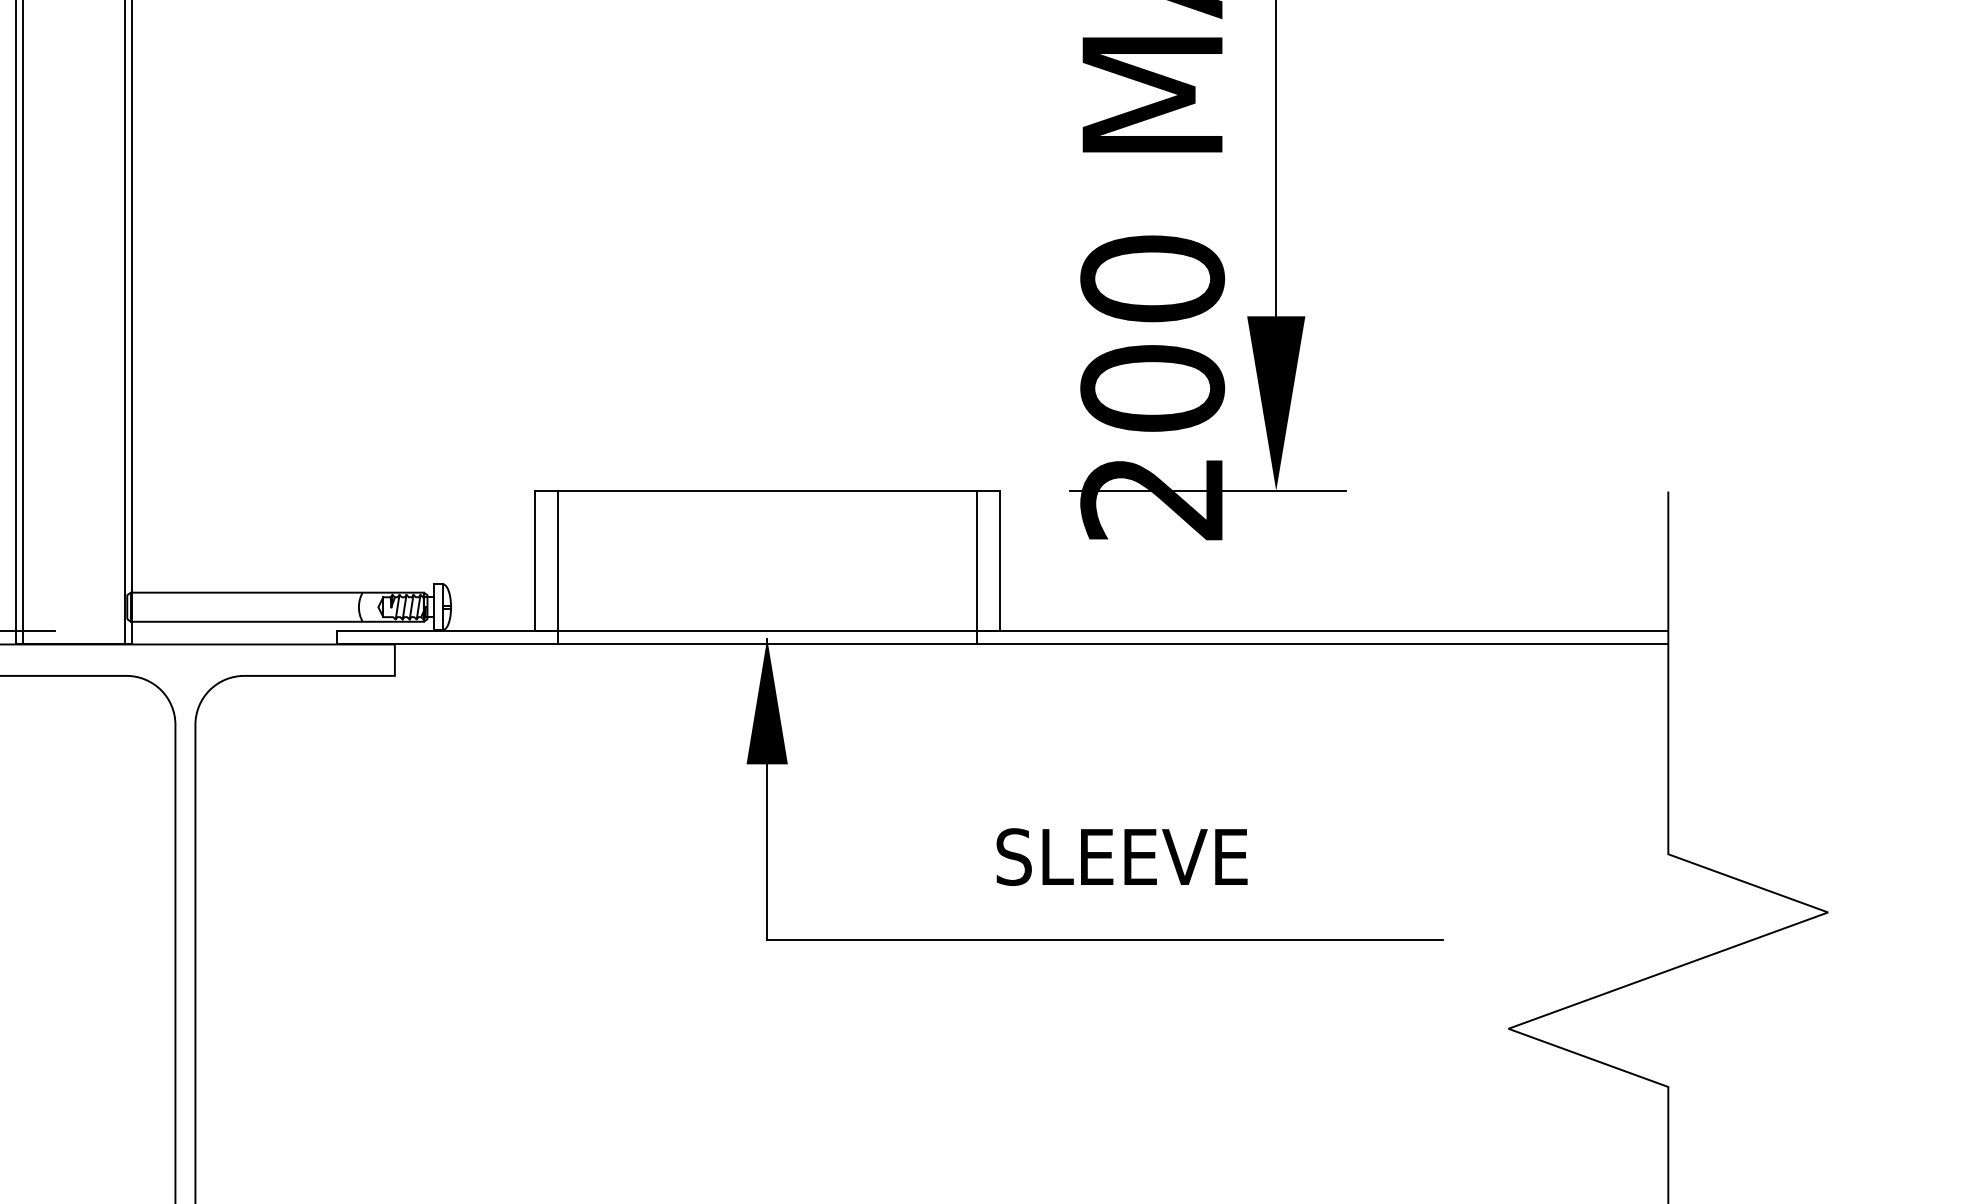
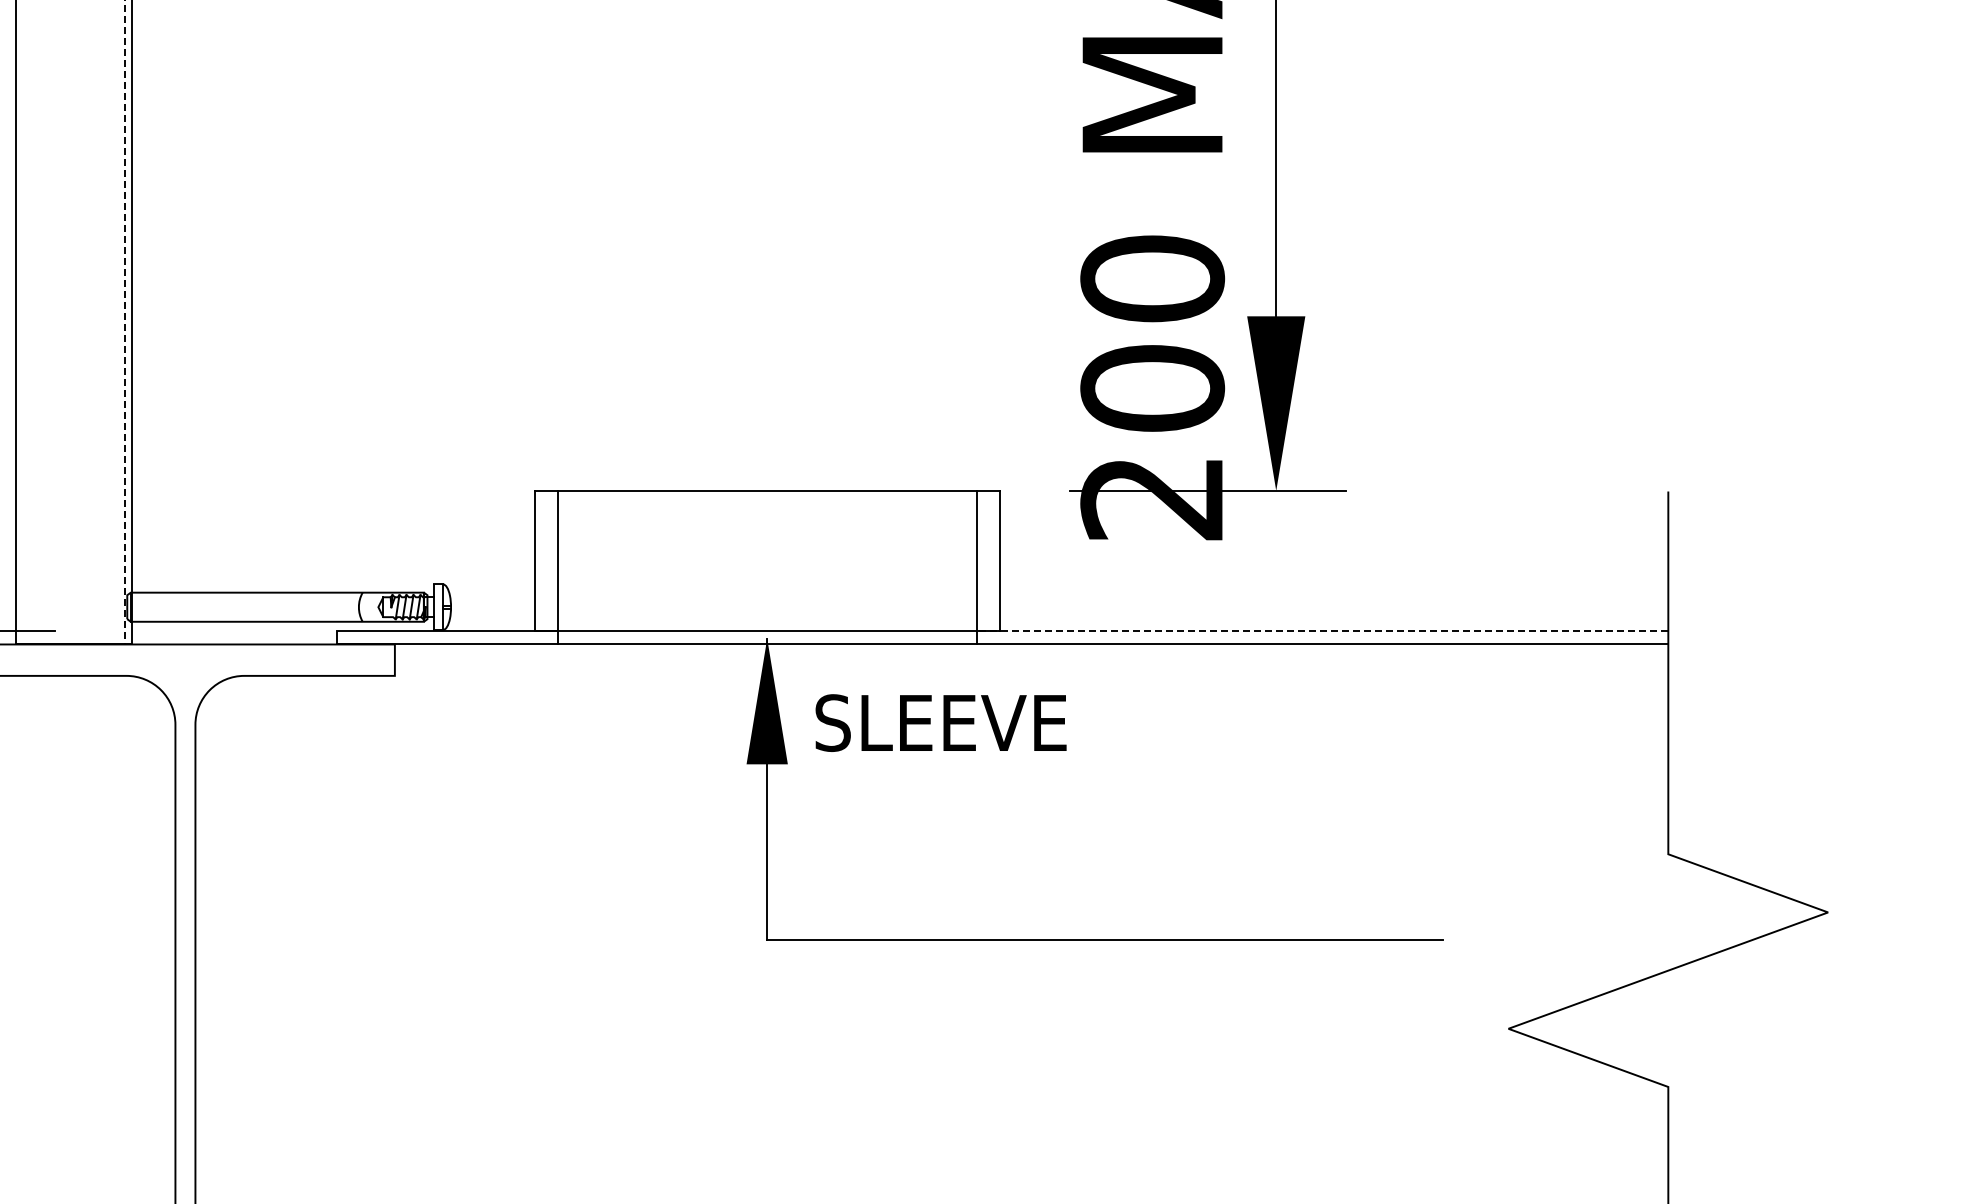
line: solid -> dashed (124, 322)
line: present -> none (22, 323)
line: solid -> dashed (1322, 630)
text position: (1121, 856) -> (940, 722) (940, 722)
